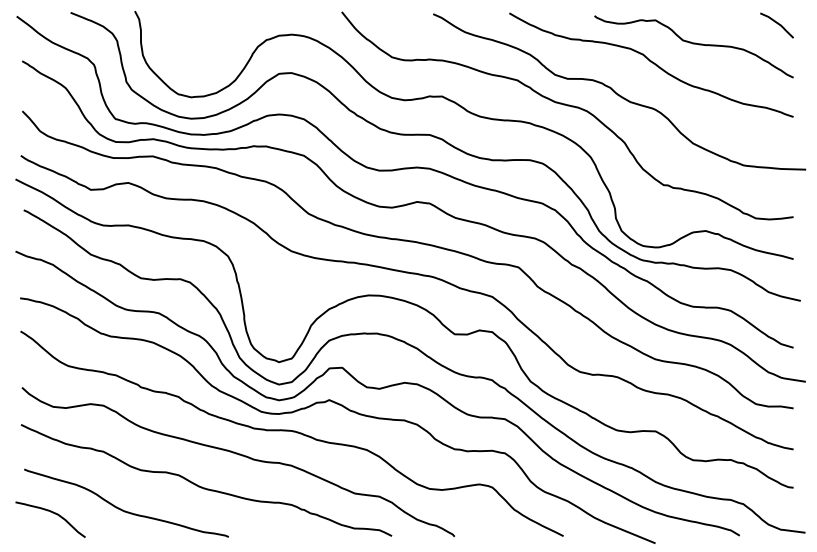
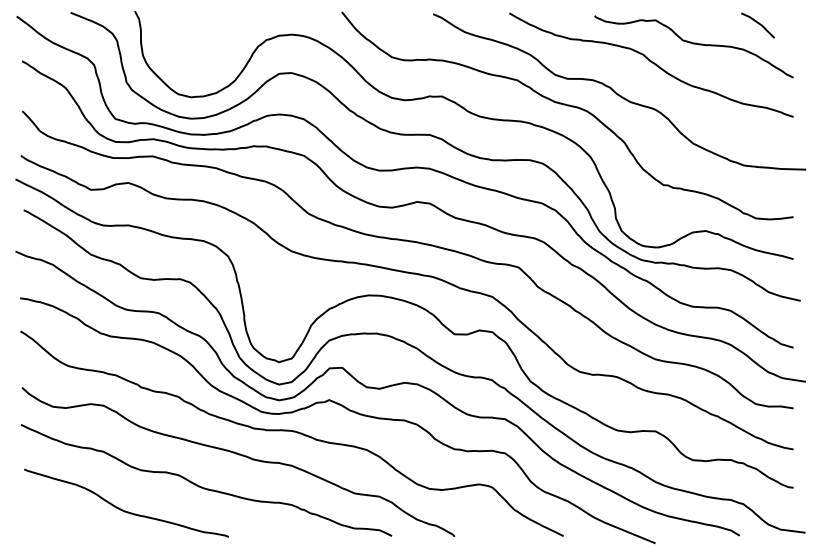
curve position: (777, 24) -> (758, 24) (758, 24)
curve: present -> none (52, 513)
